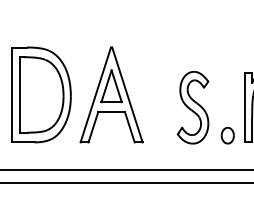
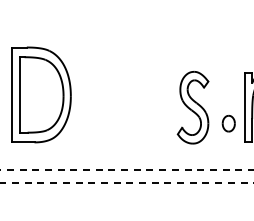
part: present -> none (111, 94)
part position: (227, 135) -> (228, 123) (228, 123)
line: solid -> dashed (127, 169)
line: solid -> dashed (126, 183)
